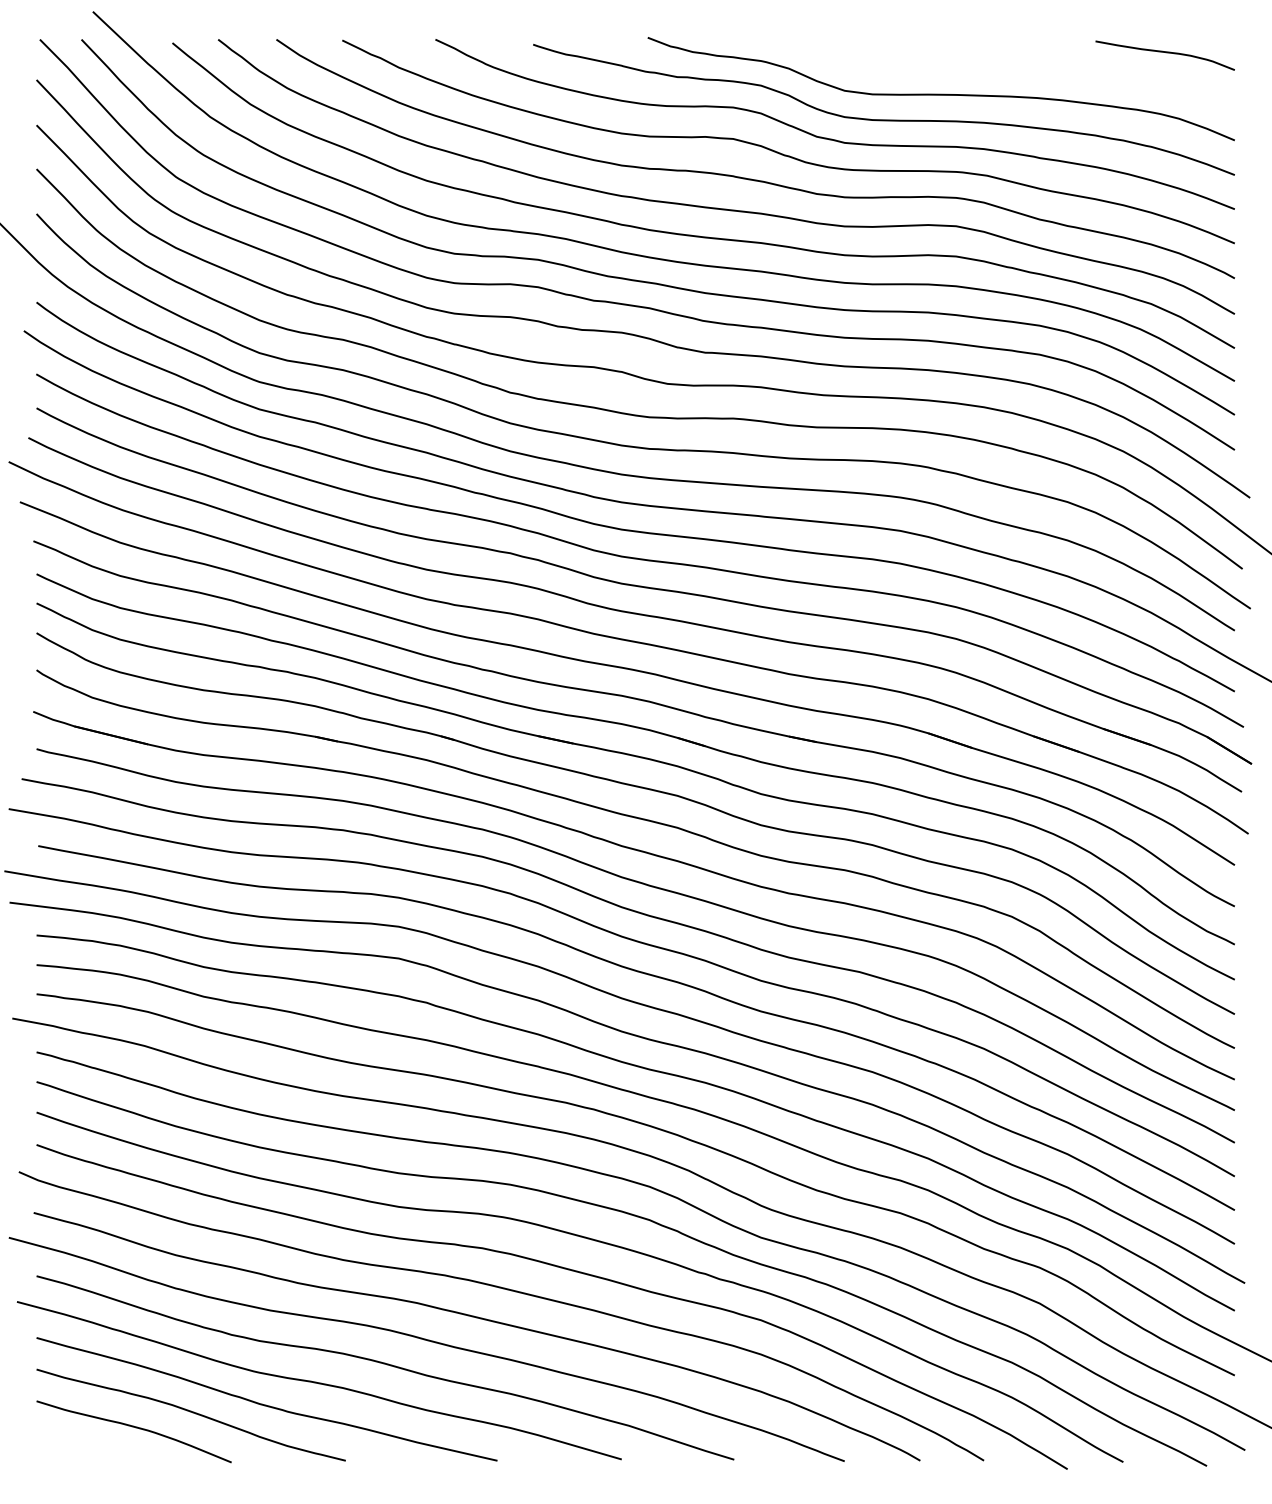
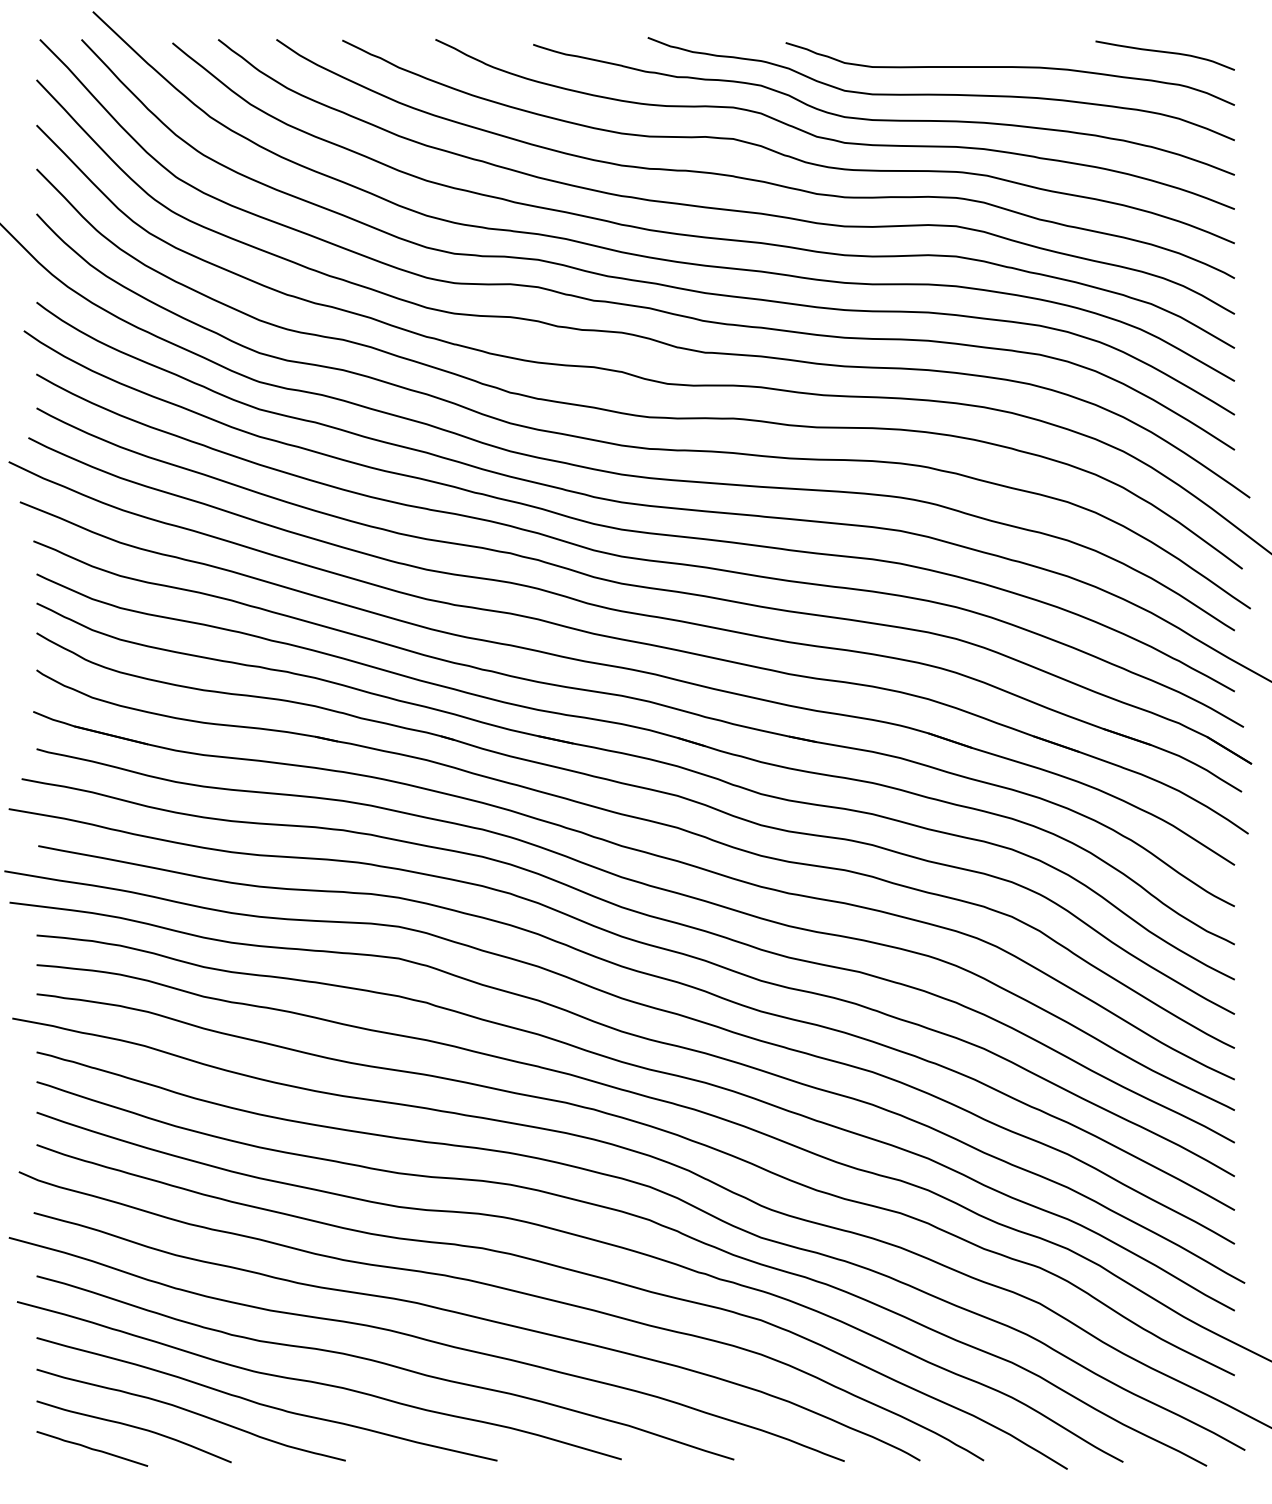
curve: none -> present (1009, 67)
line: none -> present (92, 1448)
